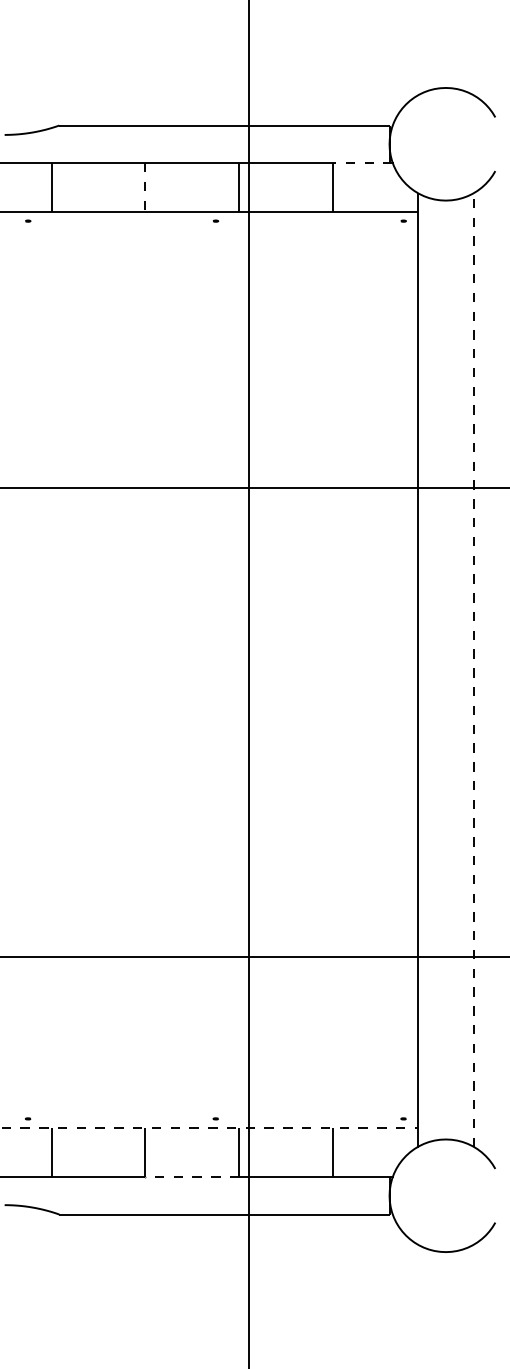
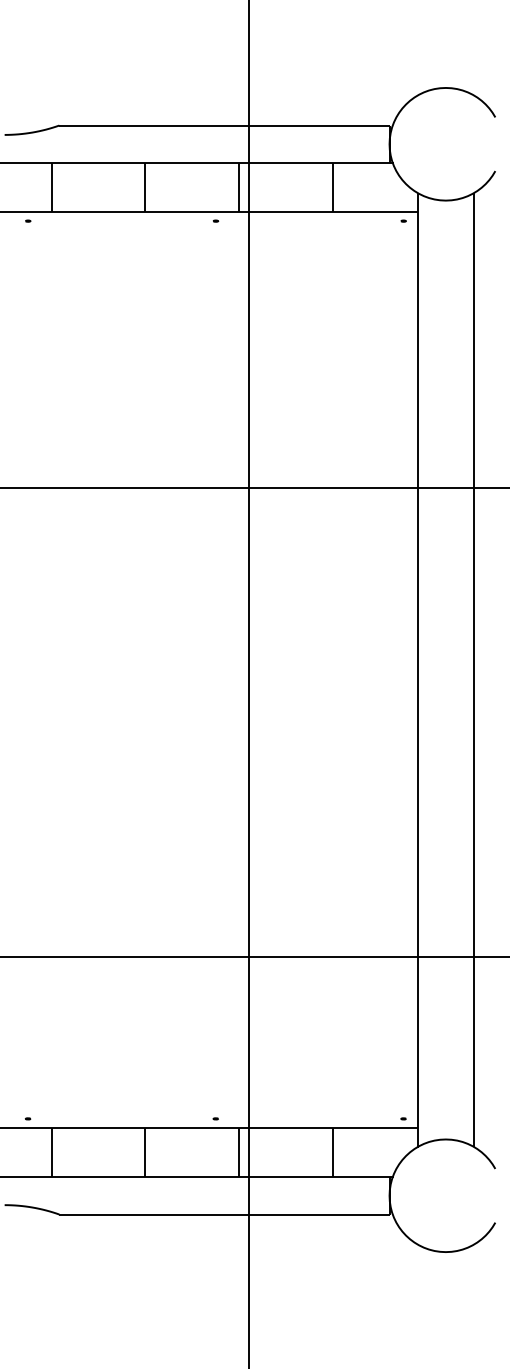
line: dashed -> solid (363, 163)
line: dashed -> solid (145, 187)
line: dashed -> solid (474, 669)
line: dashed -> solid (208, 1128)
line: dashed -> solid (192, 1176)
